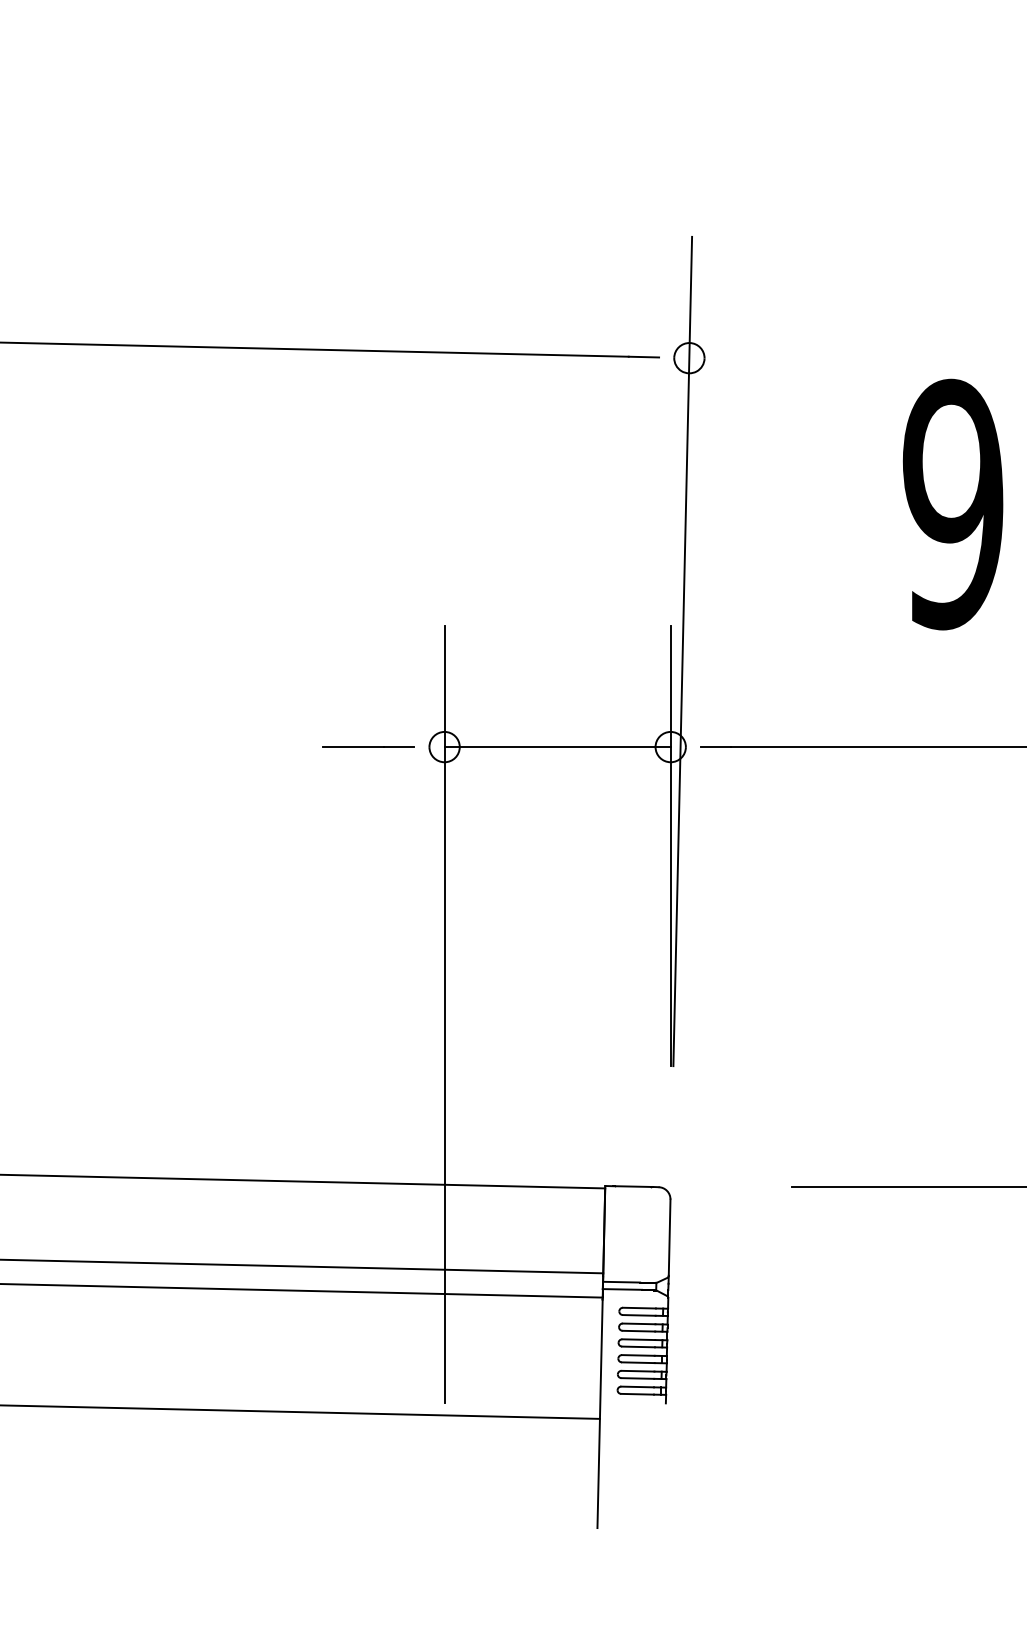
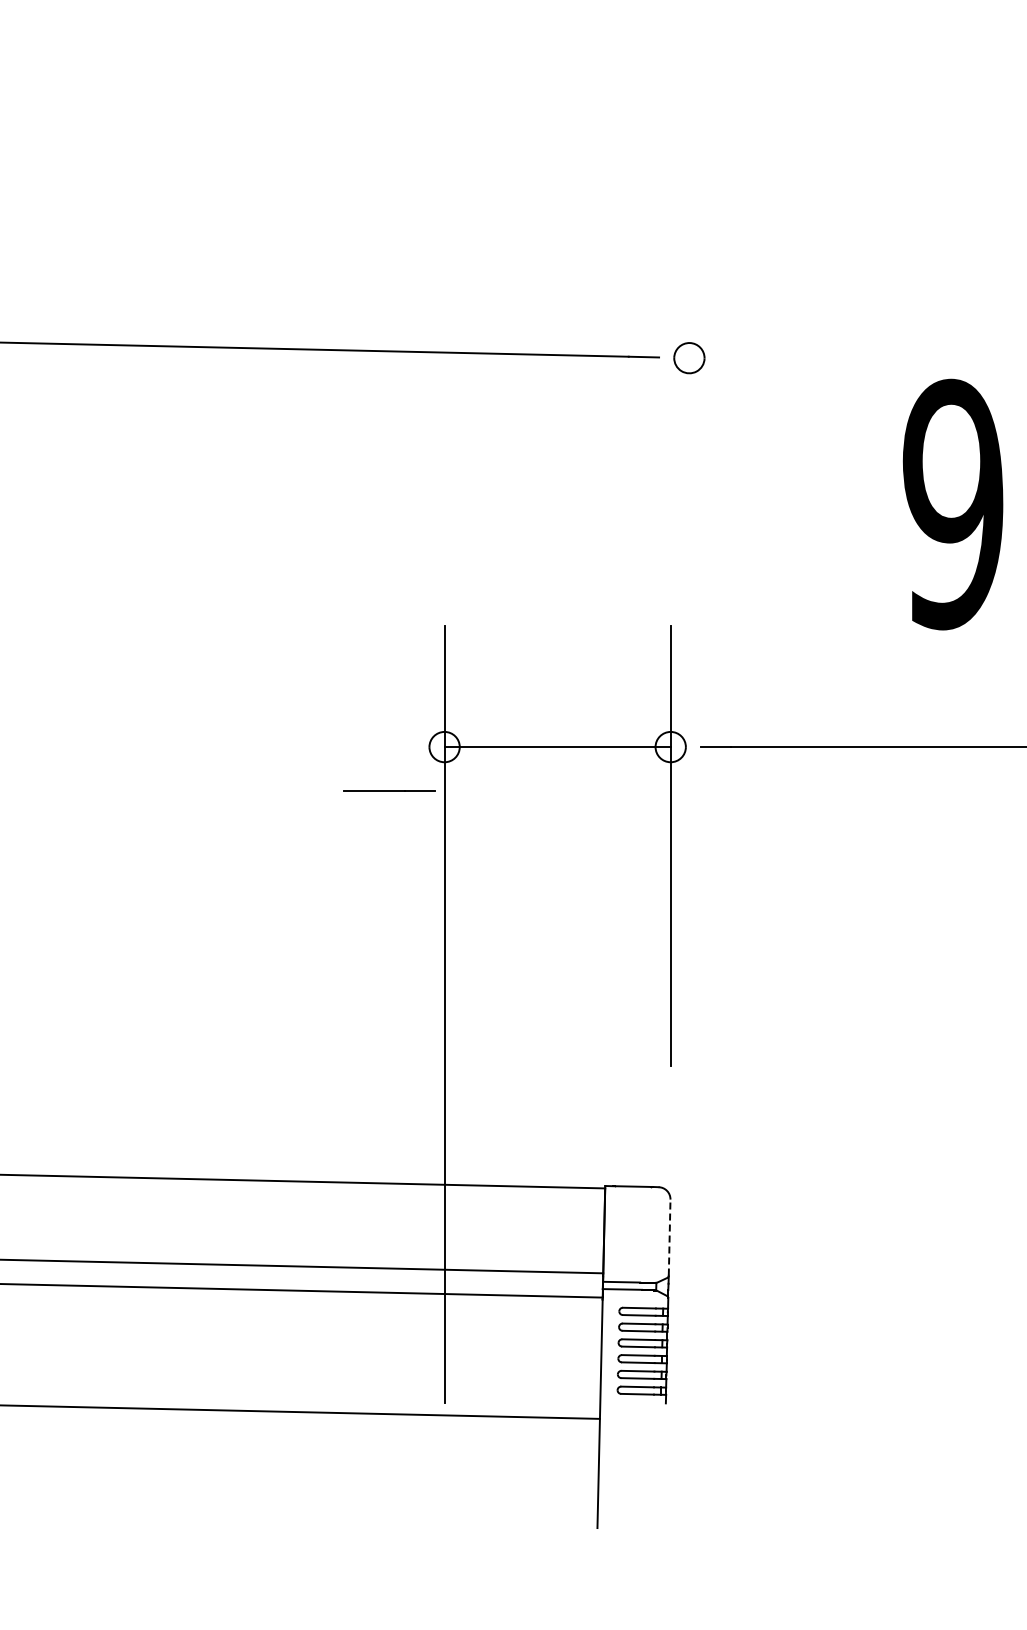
line: present -> none (682, 651)
line position: (368, 746) -> (389, 790) (389, 790)
line: present -> none (907, 1187)
line: solid -> dashed (669, 1237)
